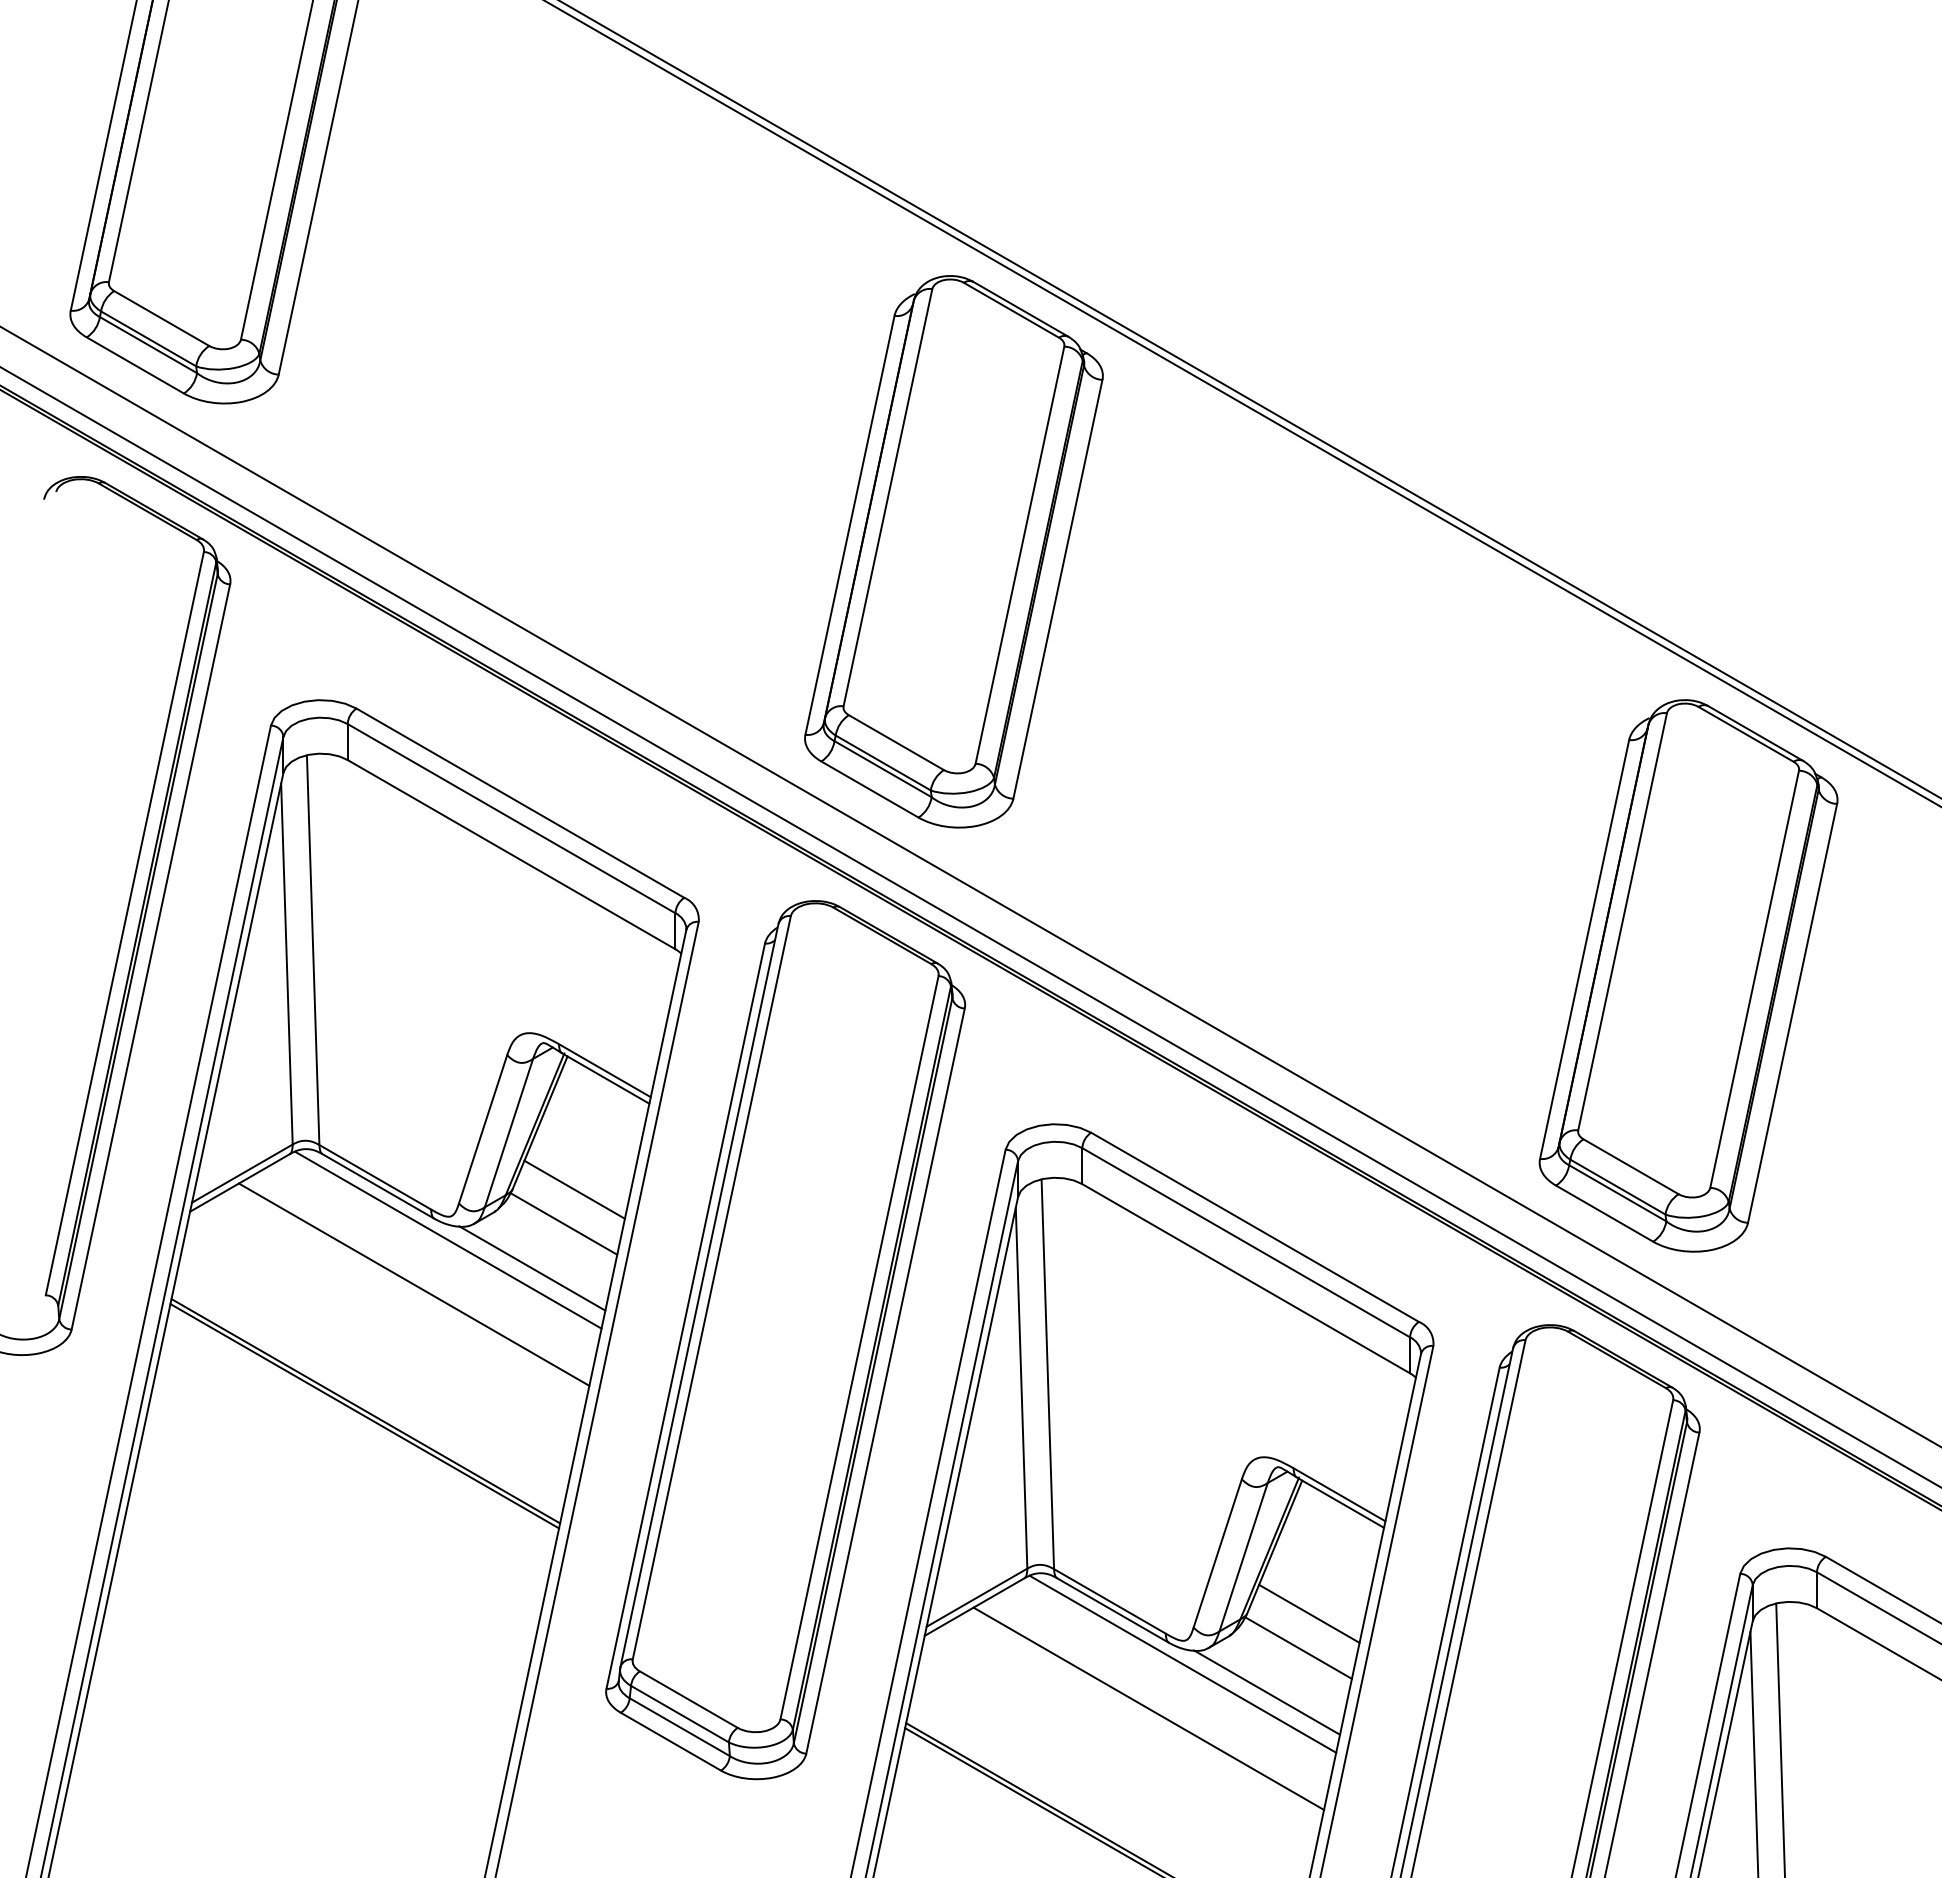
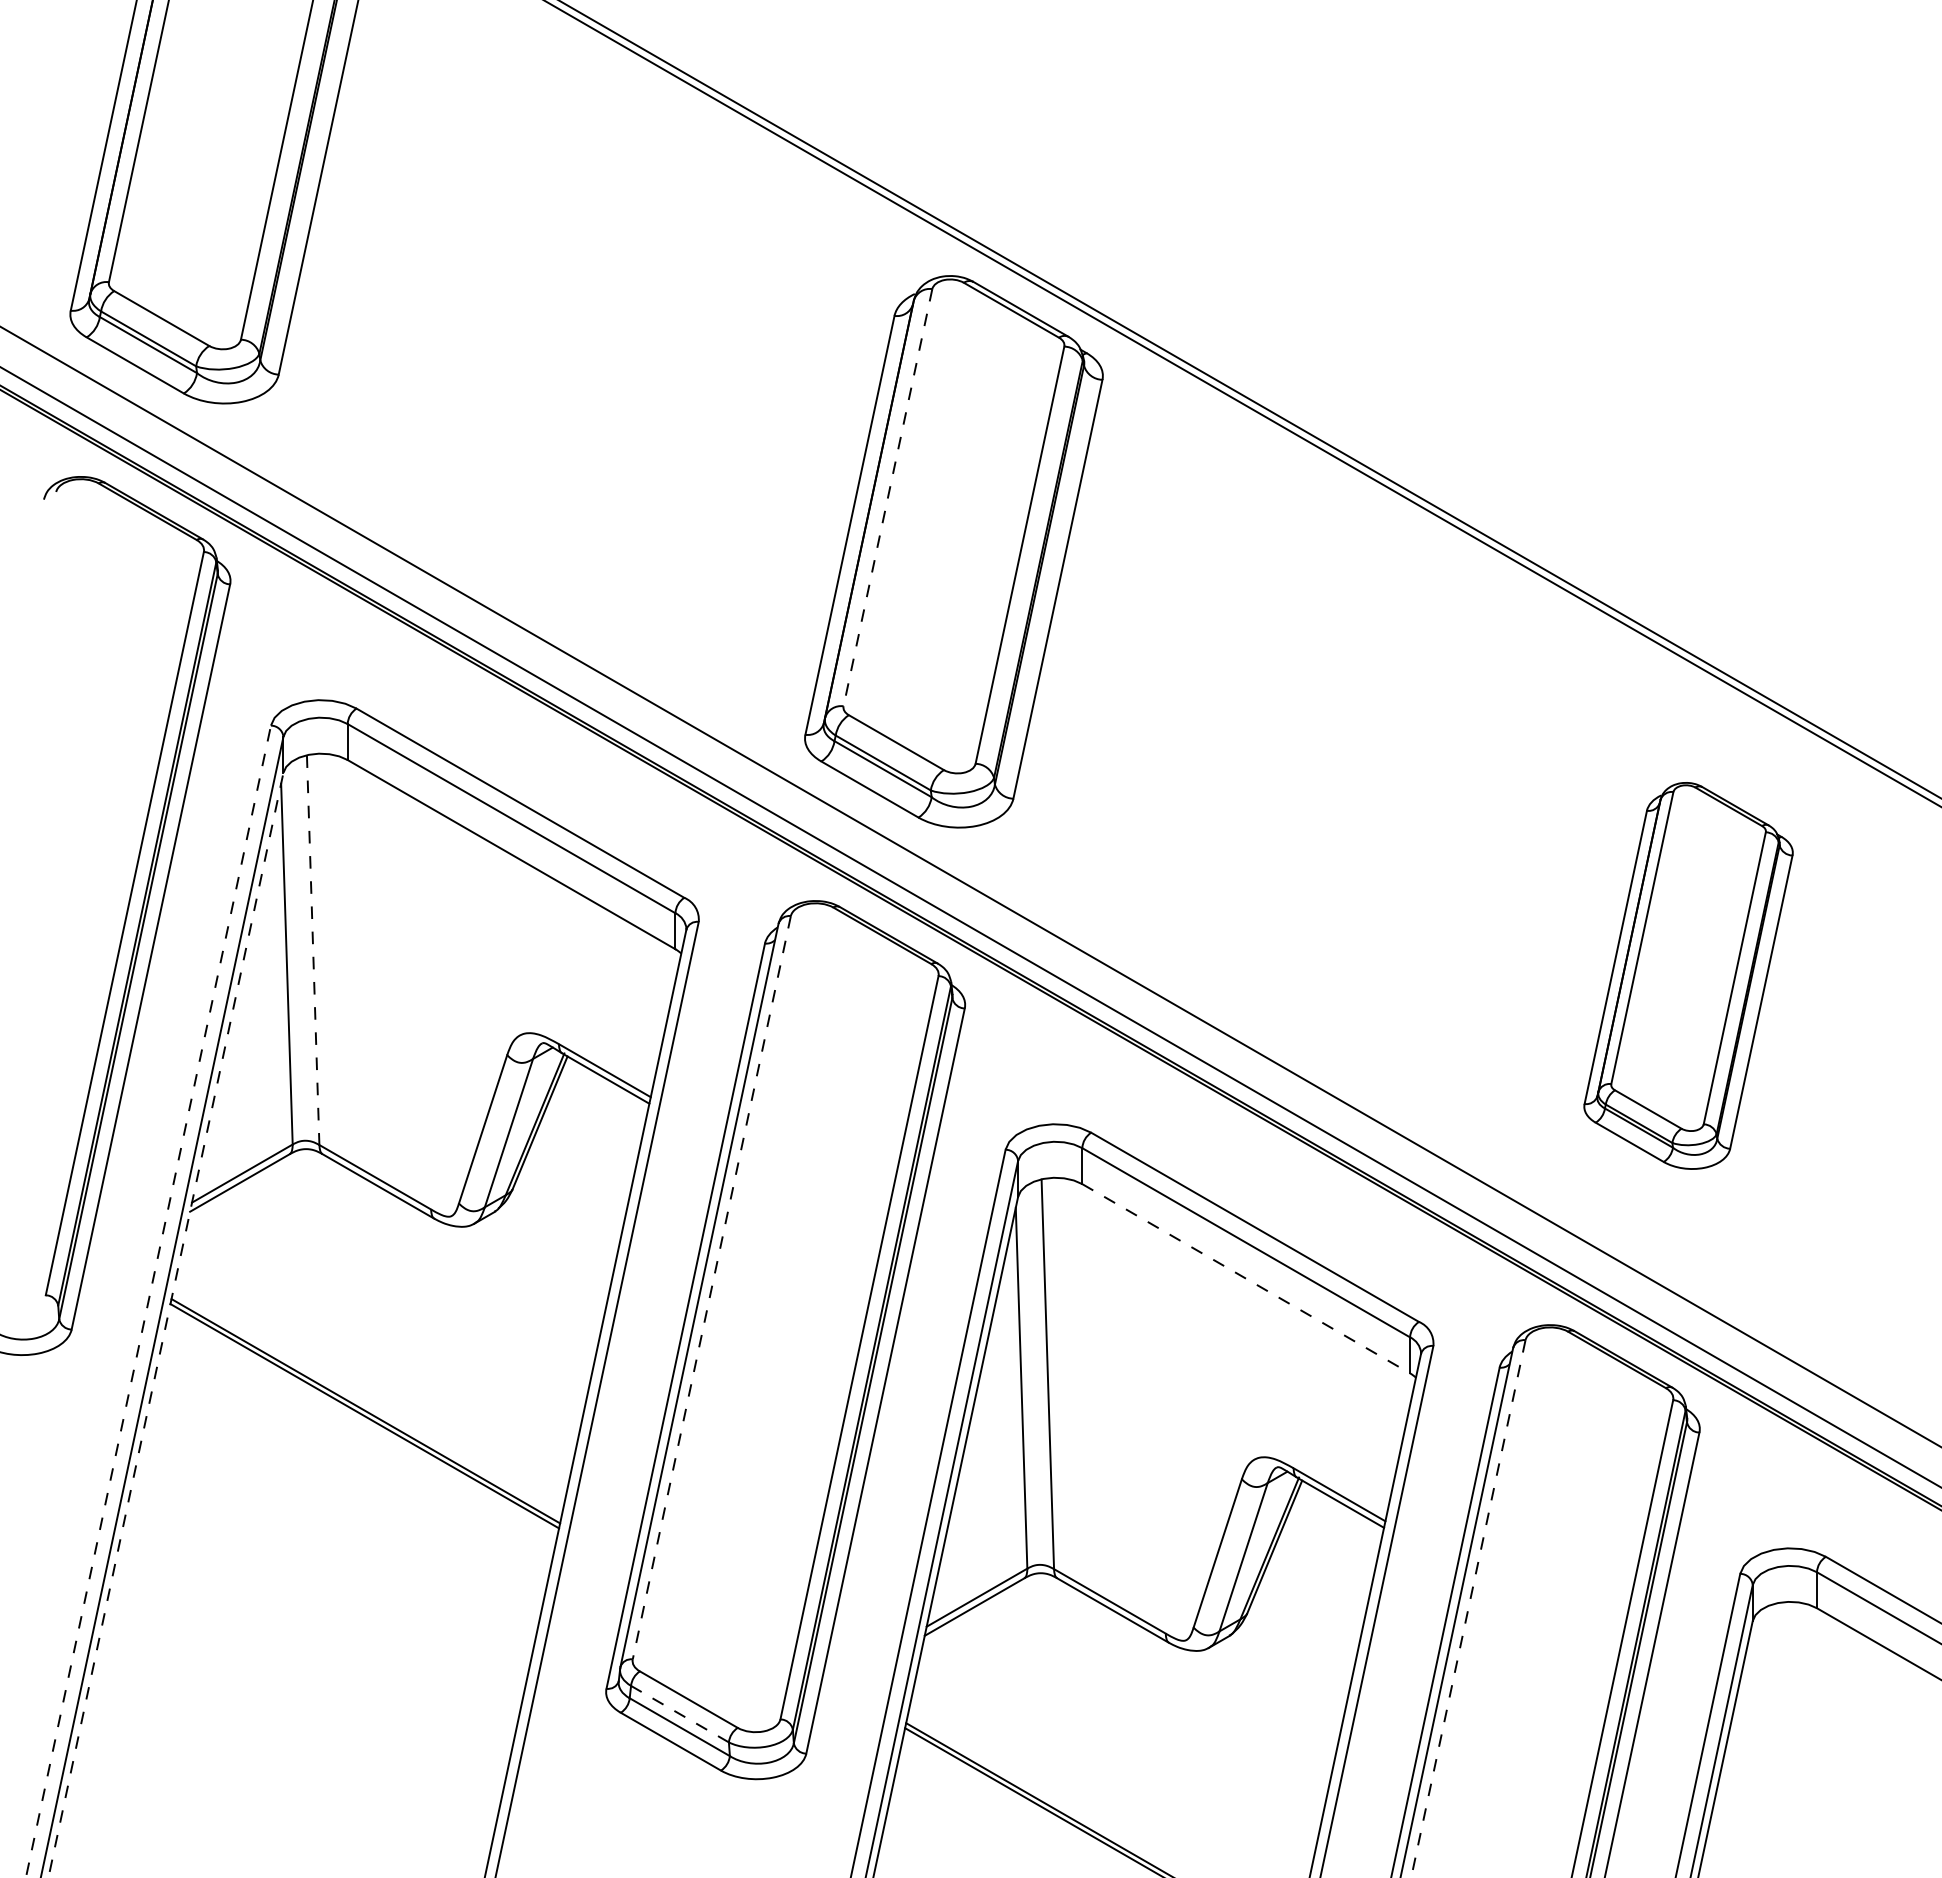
line: solid -> dashed (887, 498)
line: solid -> dashed (313, 950)
part size: 301x554 px -> 211x388 px (1688, 975)
line: present -> none (574, 1189)
line: present -> none (563, 1223)
line: present -> none (448, 1239)
line: present -> none (532, 1268)
line: solid -> dashed (1246, 1279)
line: present -> none (413, 1284)
line: solid -> dashed (711, 1287)
line: solid -> dashed (148, 1301)
line: solid -> dashed (165, 1325)
line: solid -> dashed (1468, 1609)
line: present -> none (1309, 1613)
line: present -> none (1298, 1647)
line: present -> none (1182, 1663)
line: present -> none (1267, 1692)
line: present -> none (1148, 1708)
line: solid -> dashed (679, 1713)
line: present -> none (1780, 1738)
line: present -> none (1754, 1752)
